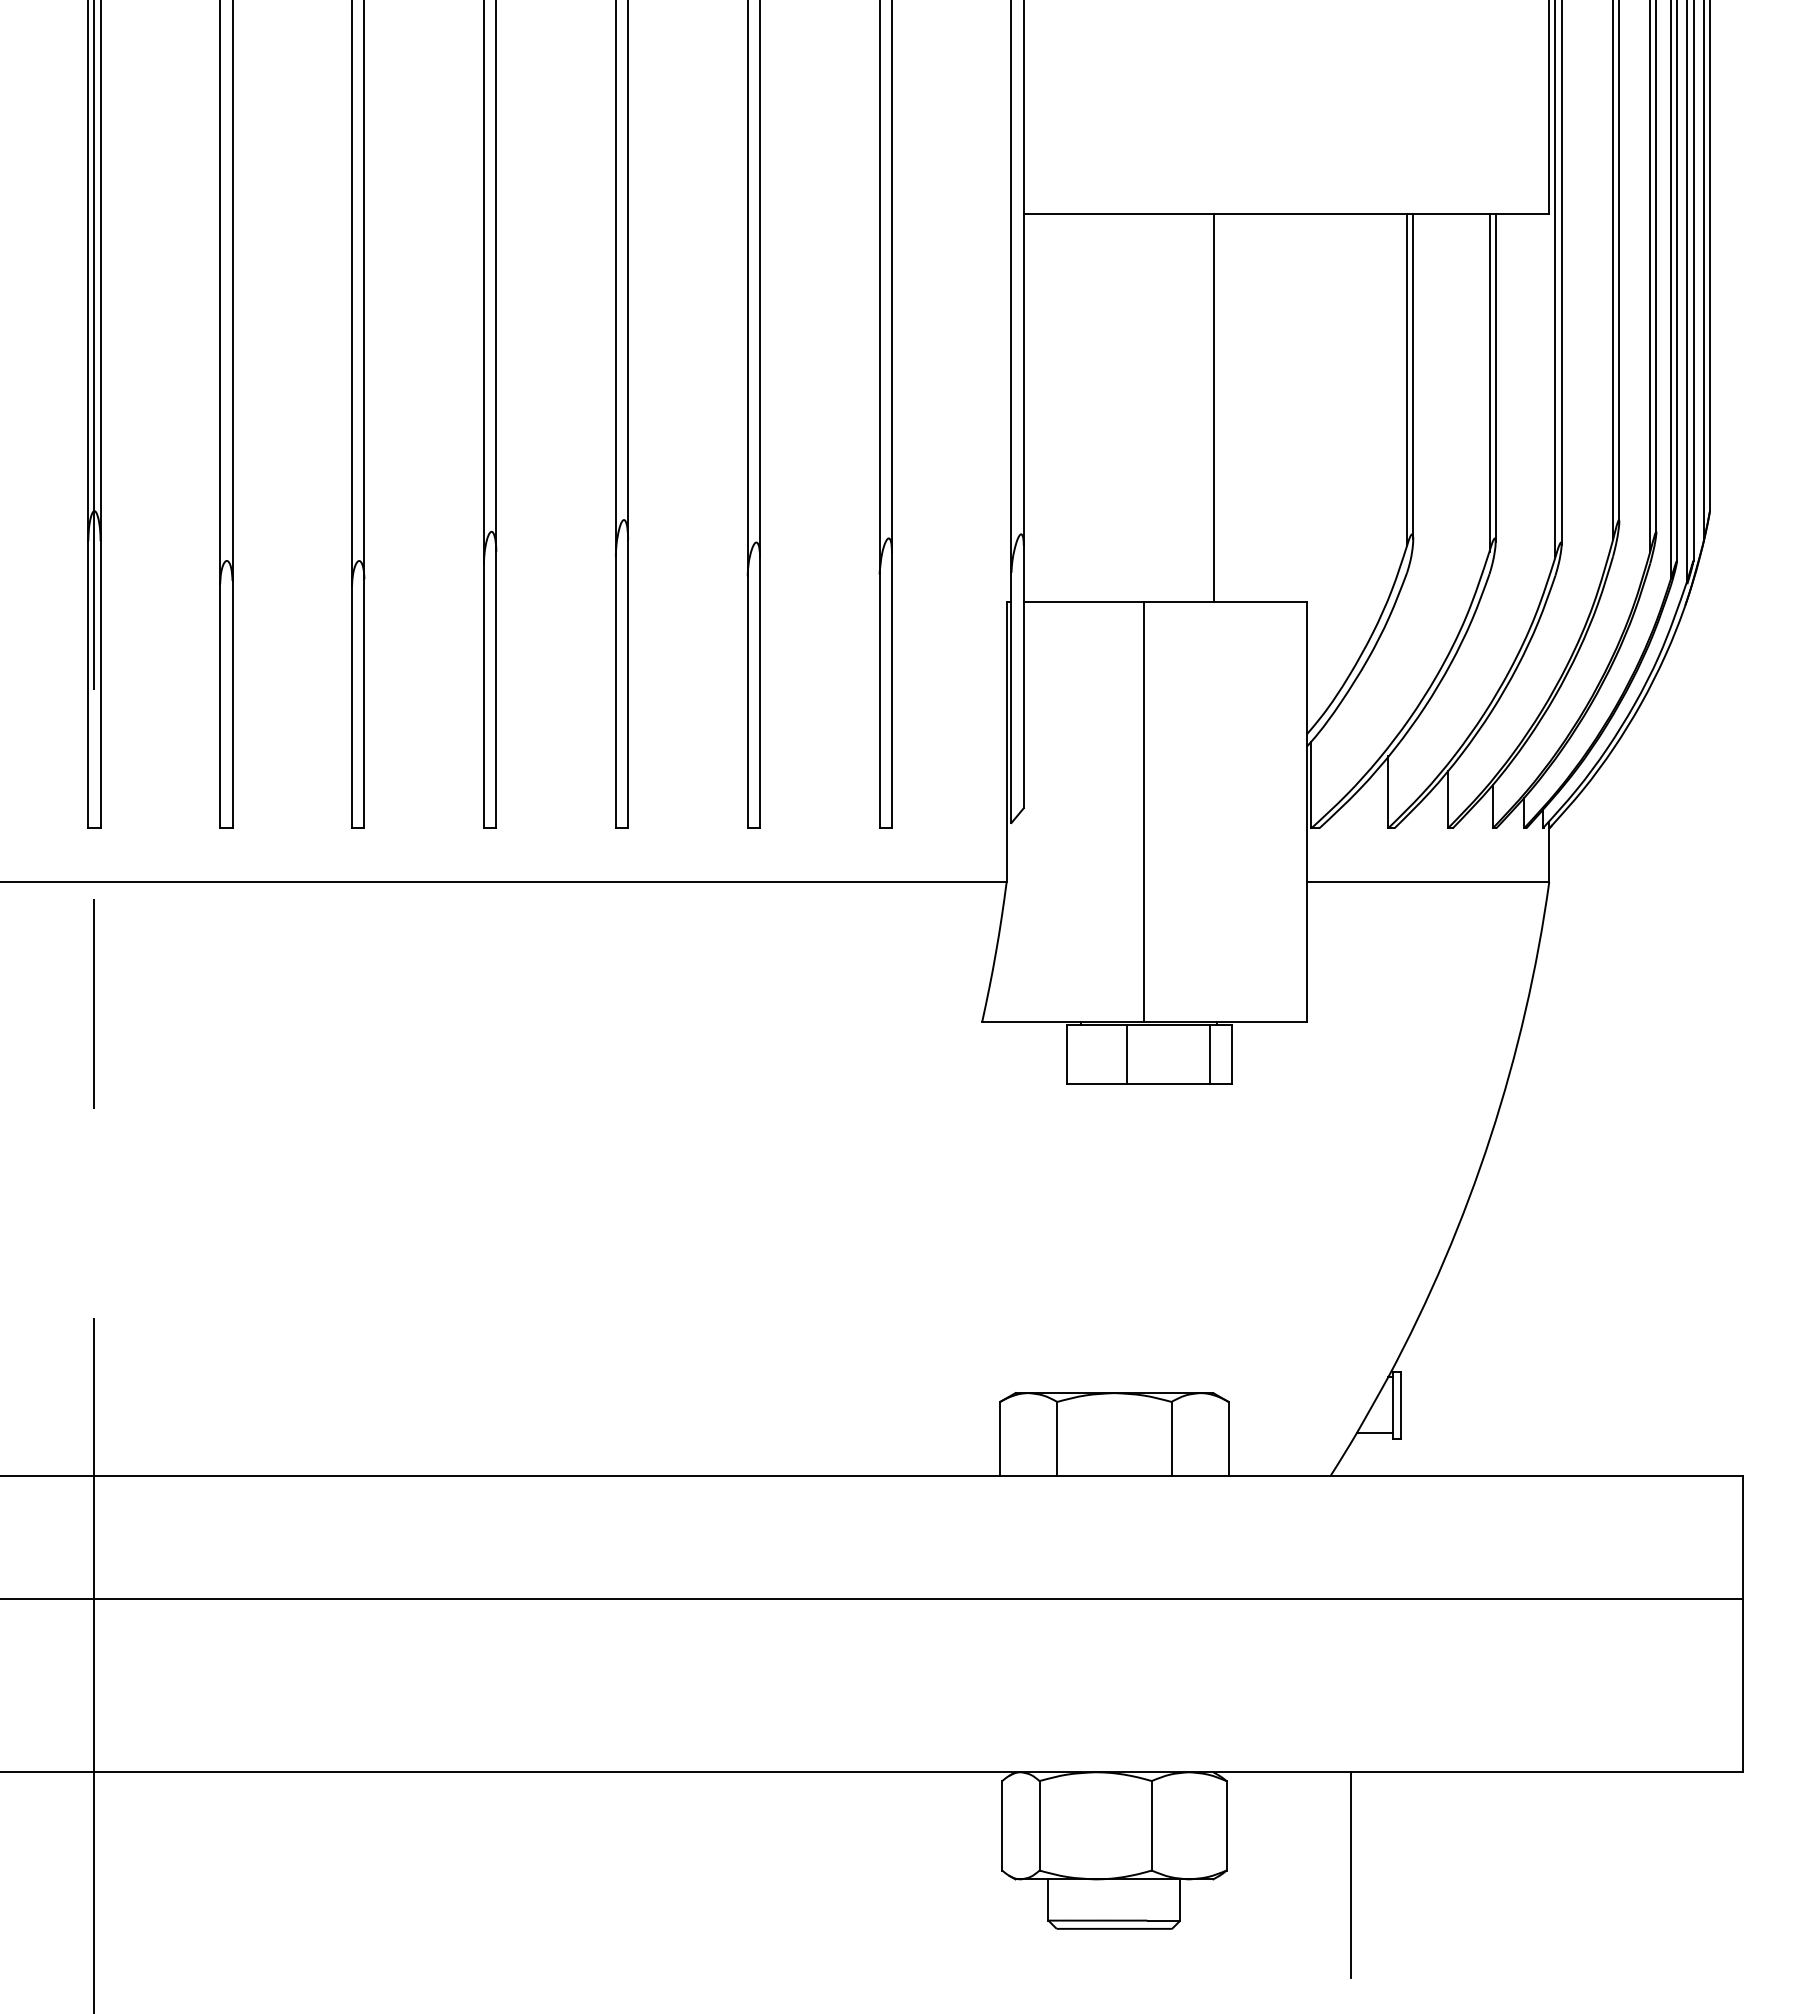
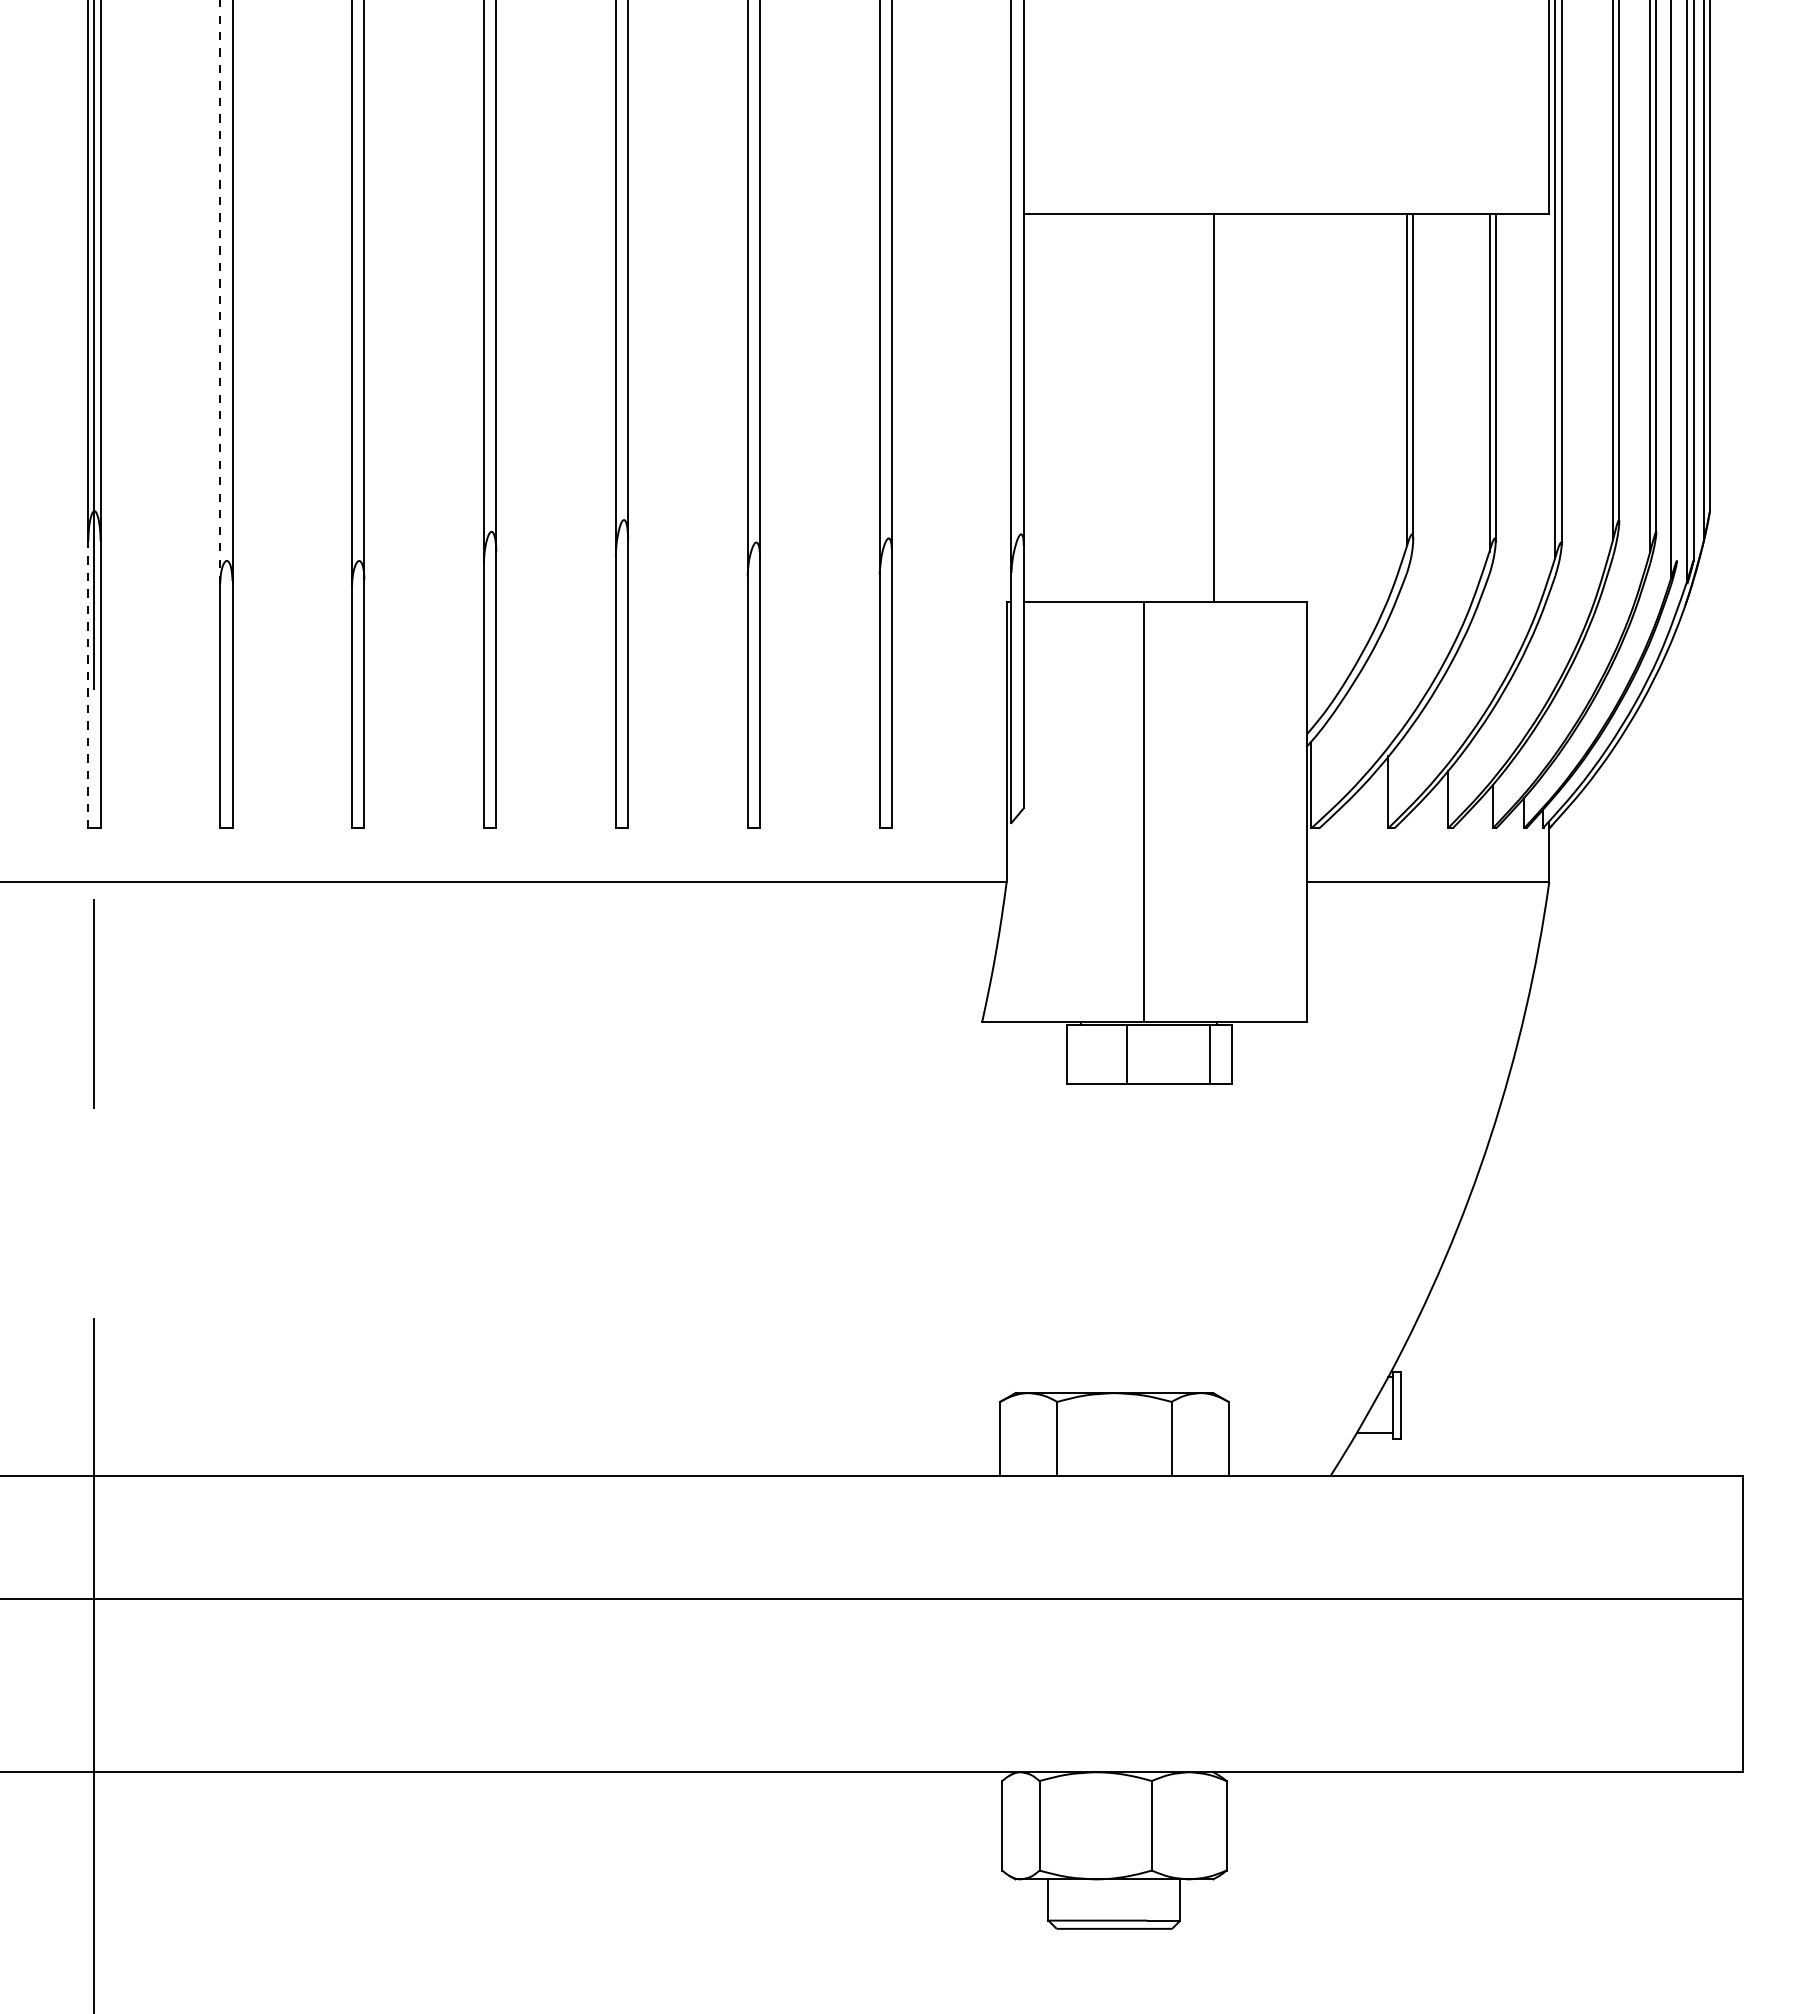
line: present -> none (1677, 281)
line: solid -> dashed (220, 292)
line: solid -> dashed (88, 684)
line: present -> none (1351, 1875)
